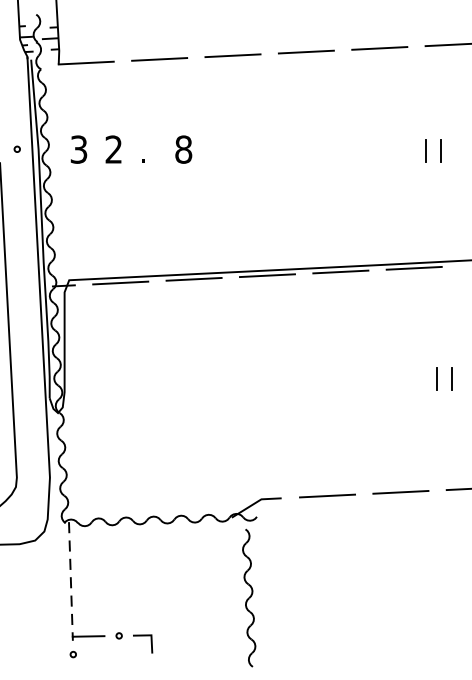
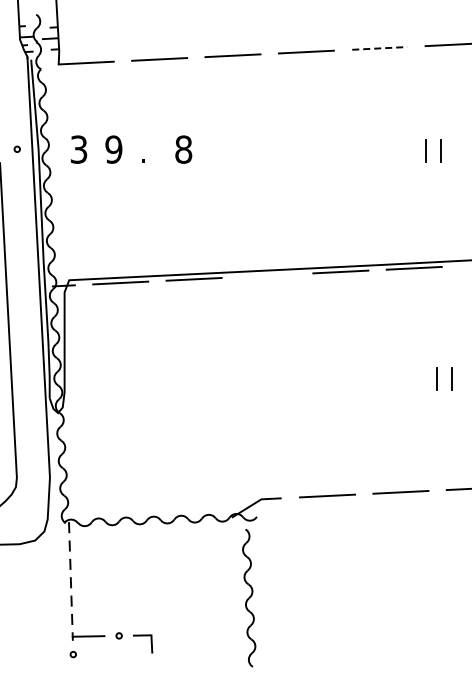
line: solid -> dashed (379, 48)
text: 2 -> 9 (113, 149)
line: present -> none (266, 275)
